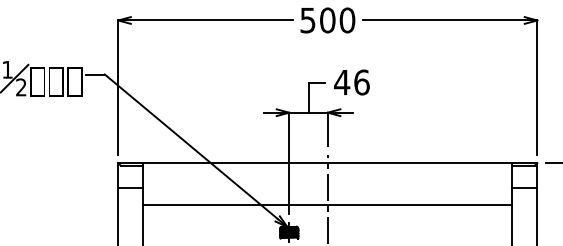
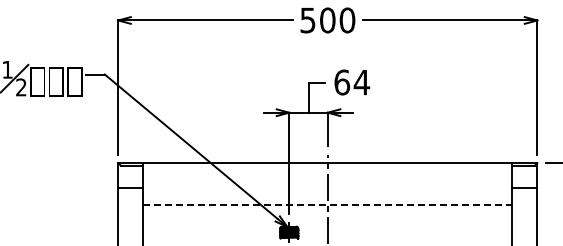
text: 46 -> 64 (352, 82)
line: solid -> dashed (328, 205)
